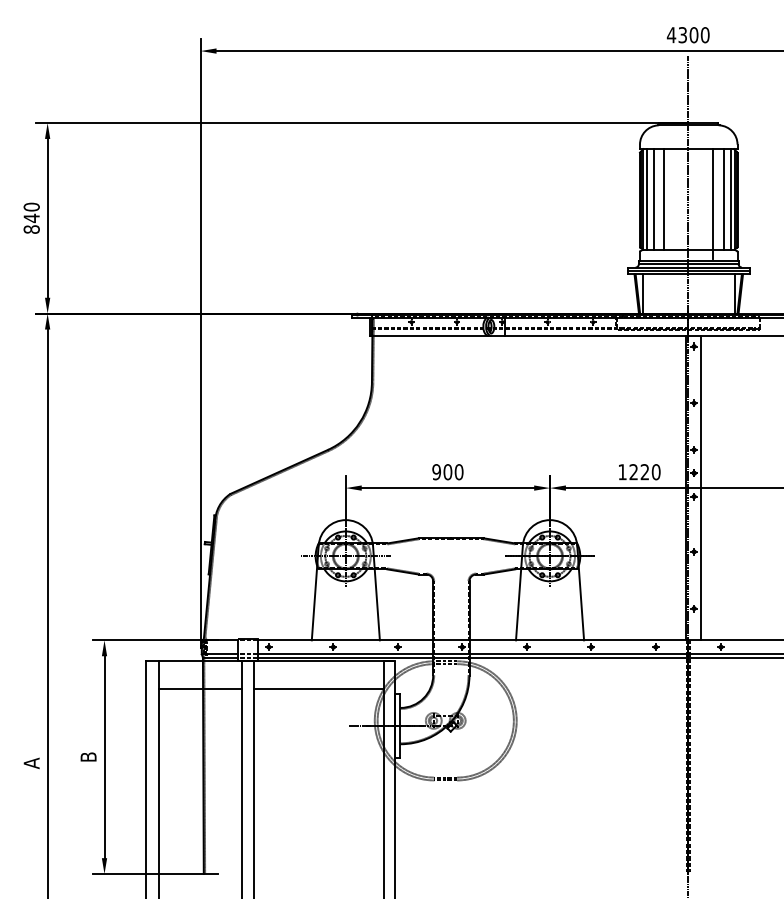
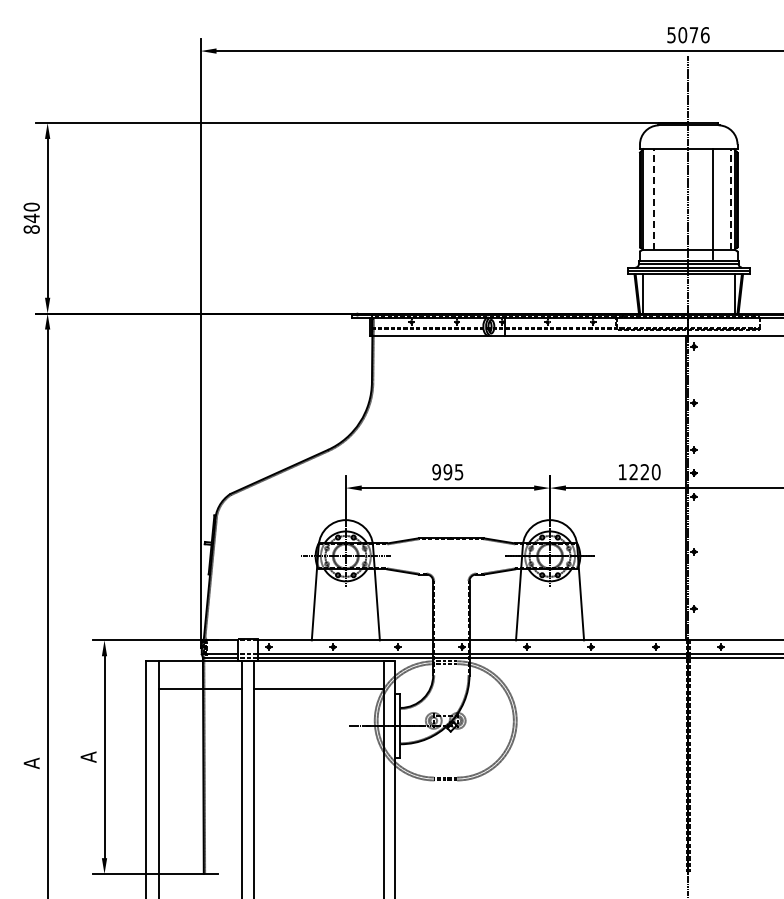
text: 4300 -> 5076 (687, 35)
line: solid -> dashed (653, 198)
line: solid -> dashed (730, 198)
line: present -> none (646, 199)
line: present -> none (664, 199)
line: present -> none (723, 199)
text: 900 -> 995 (453, 472)
line: present -> none (700, 487)
text: B -> A (88, 756)
